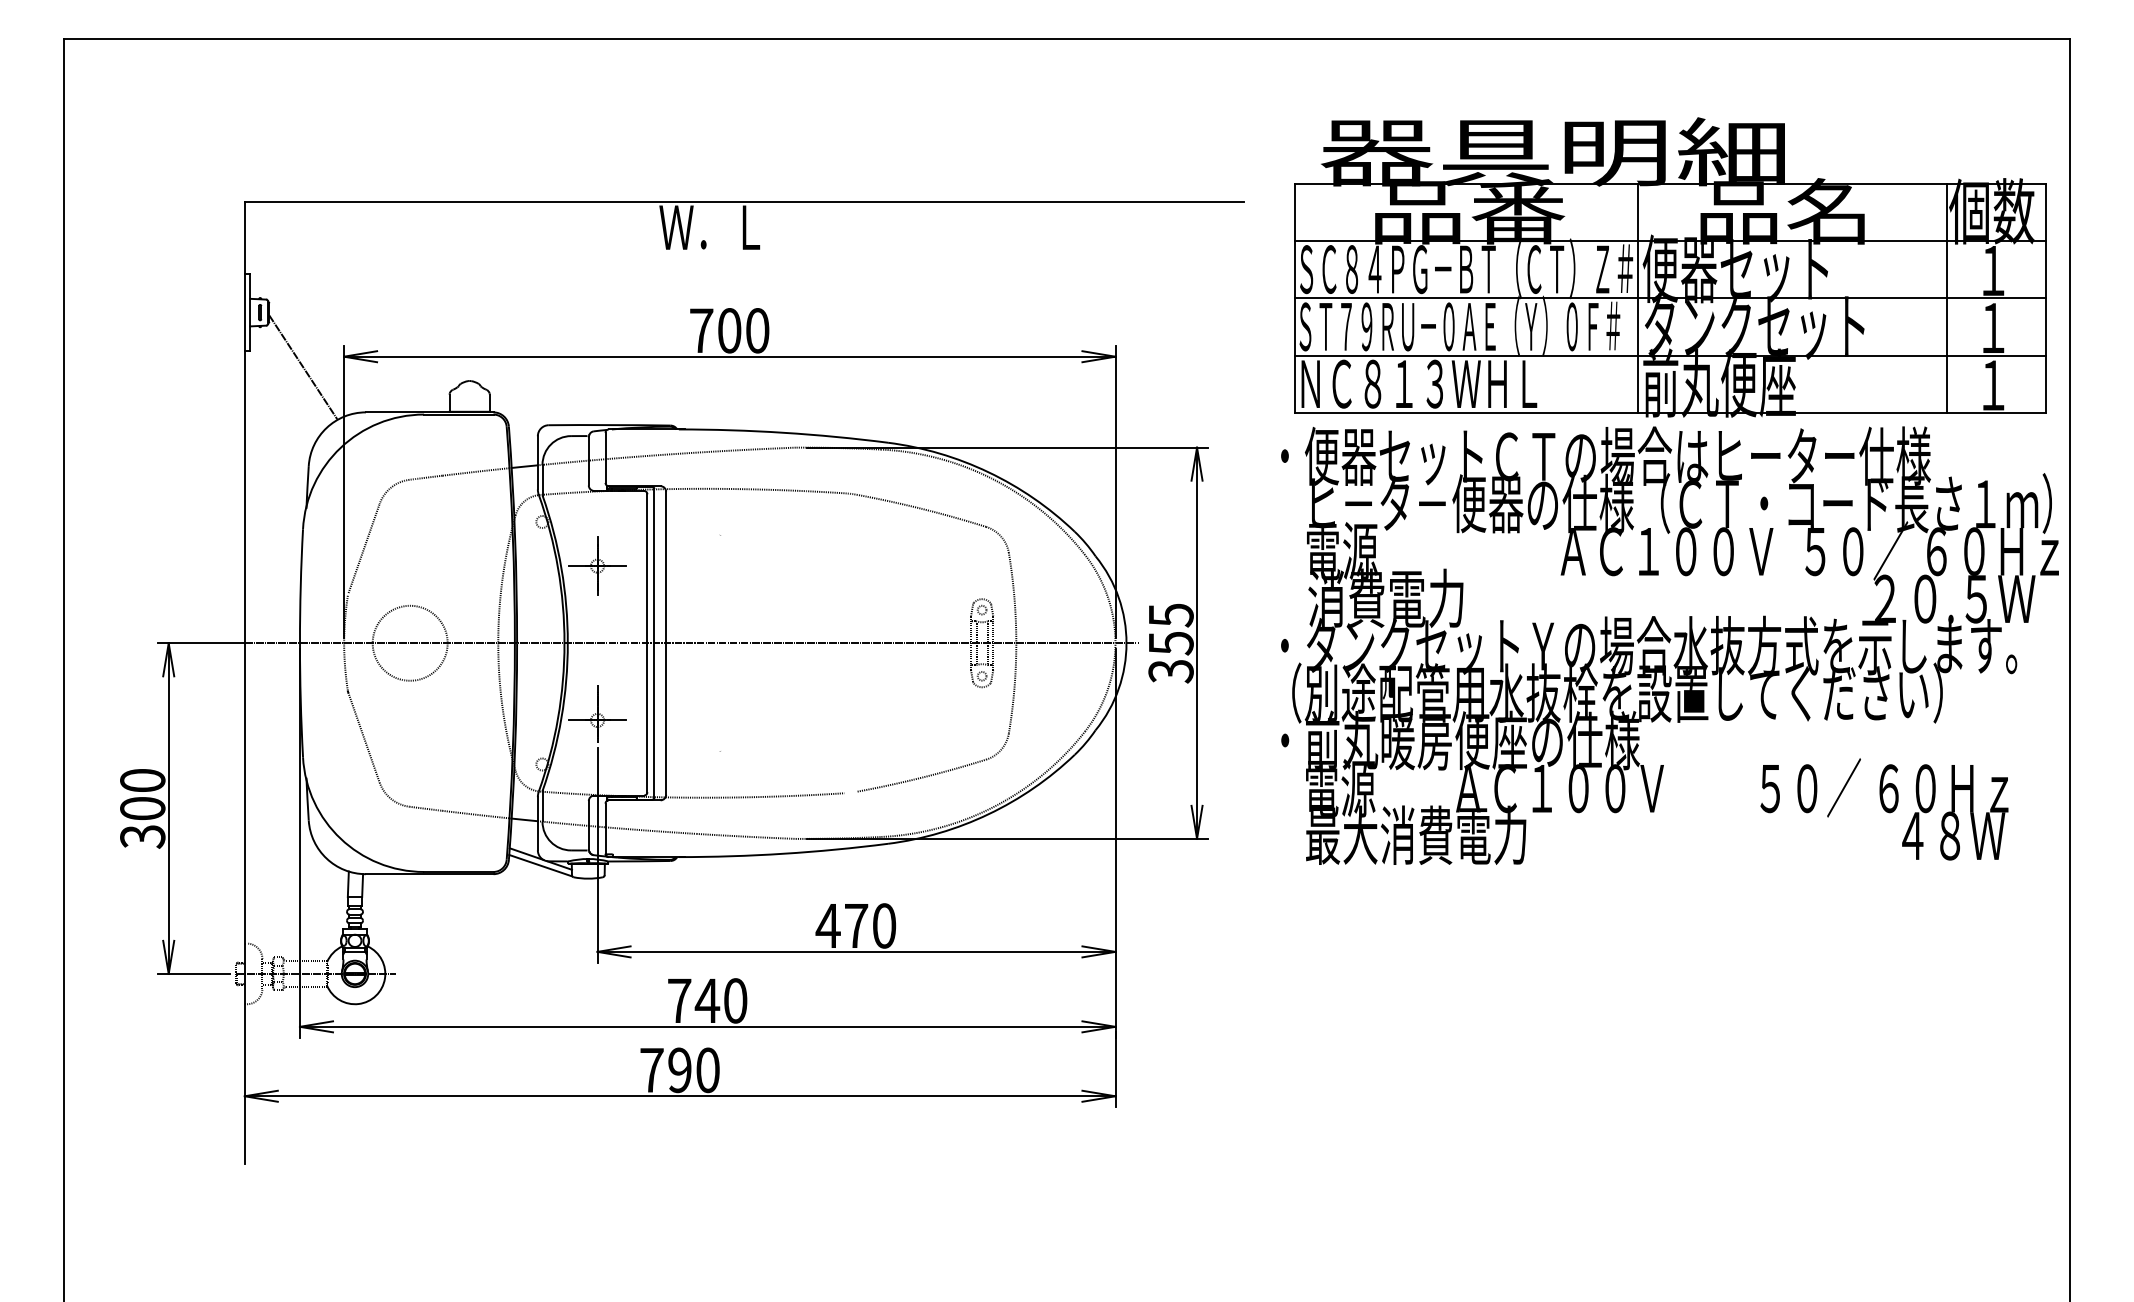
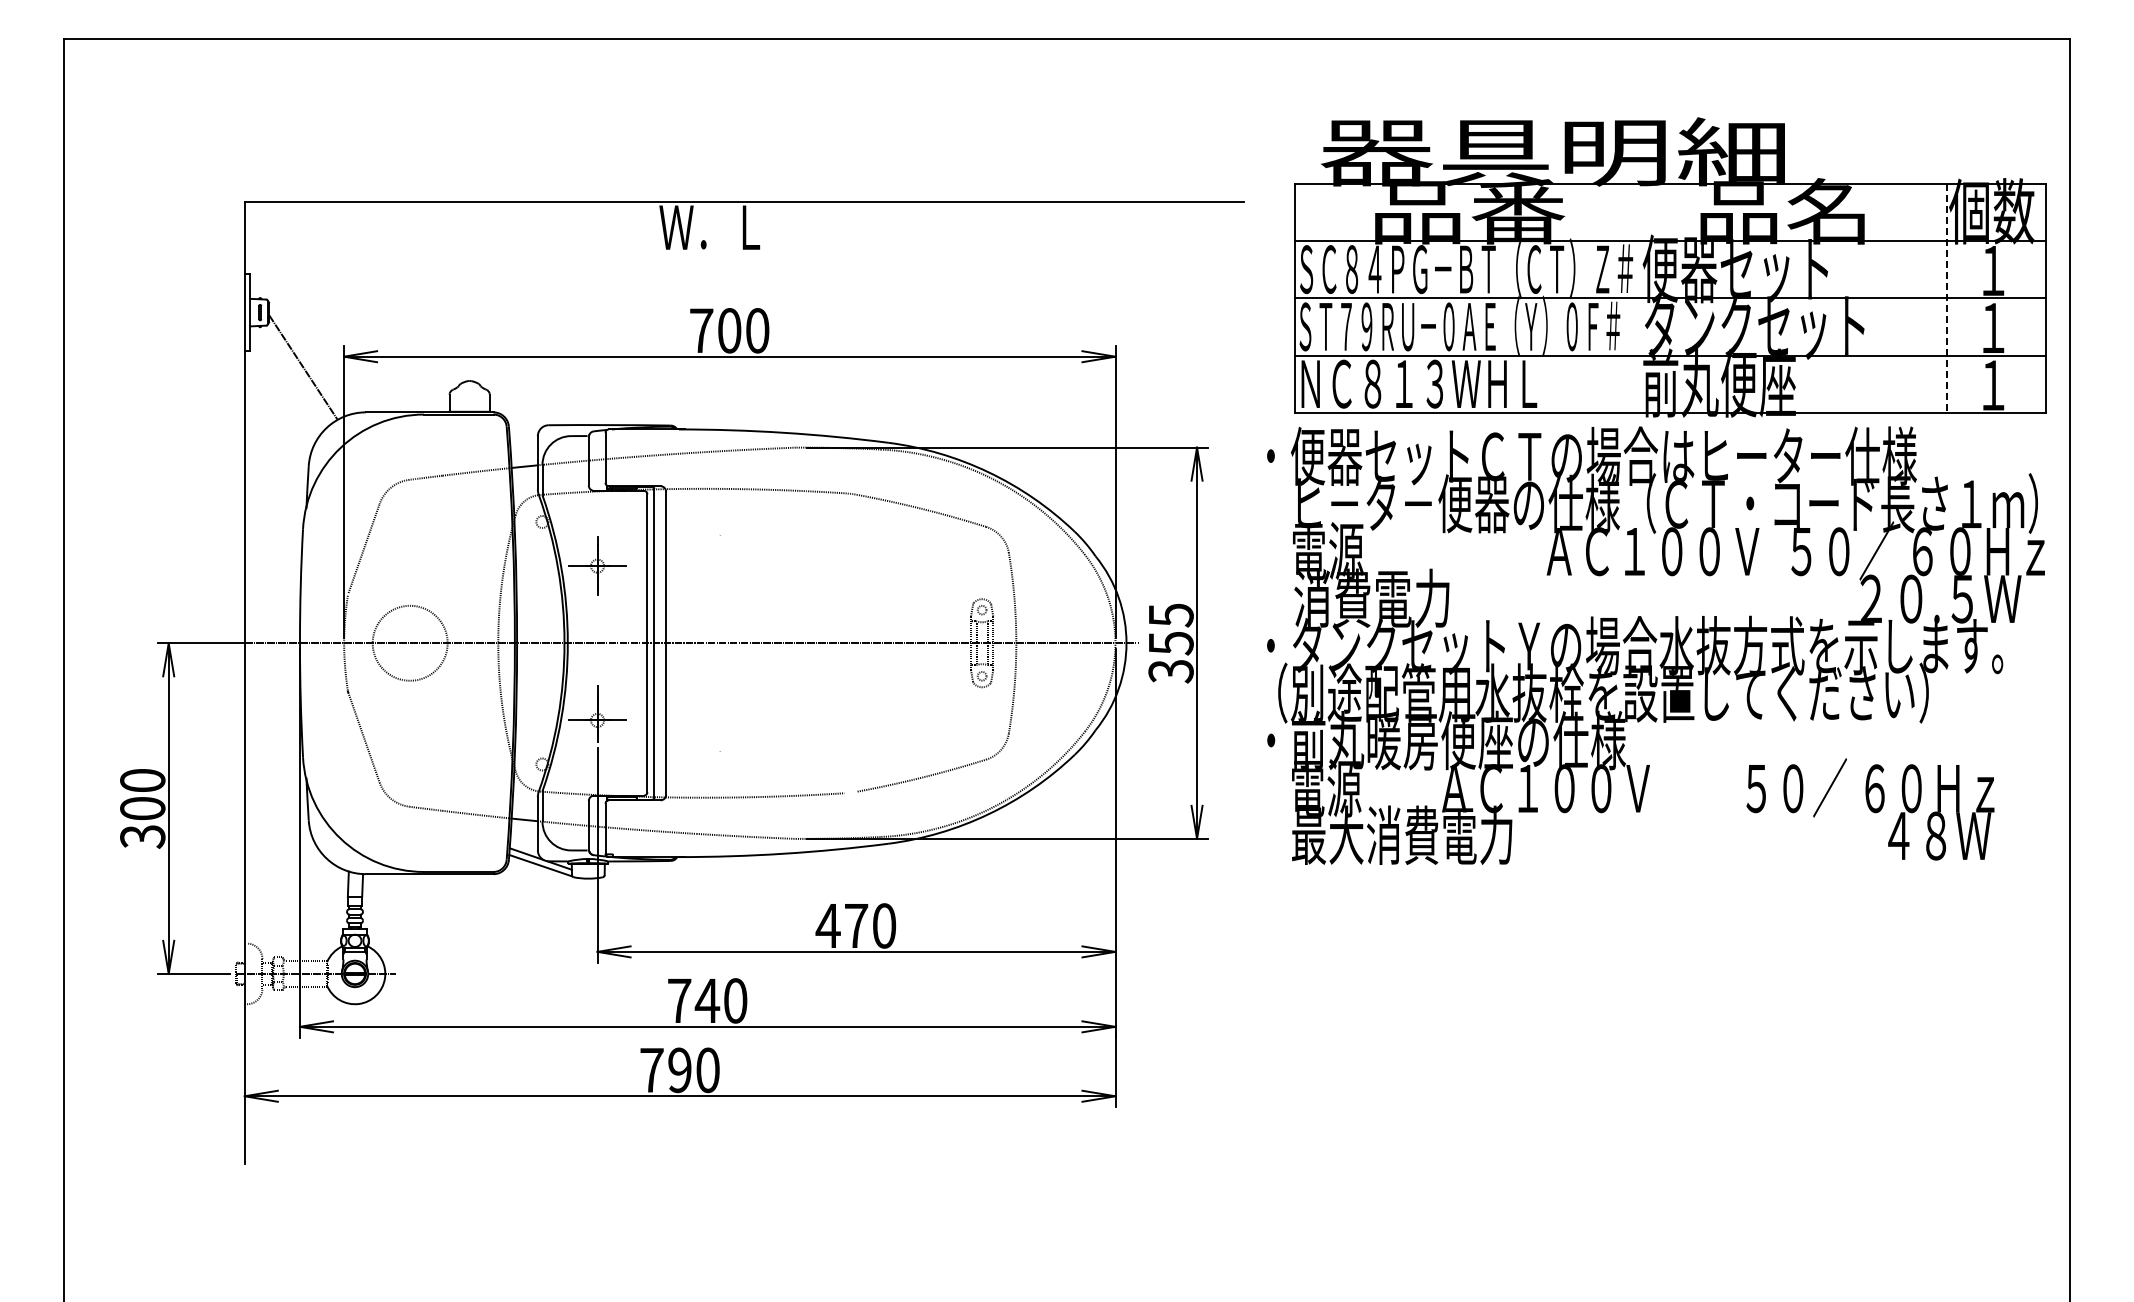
line: present -> none (1637, 297)
line: solid -> dashed (1946, 298)
text position: (1669, 645) -> (1655, 645) (1655, 645)
